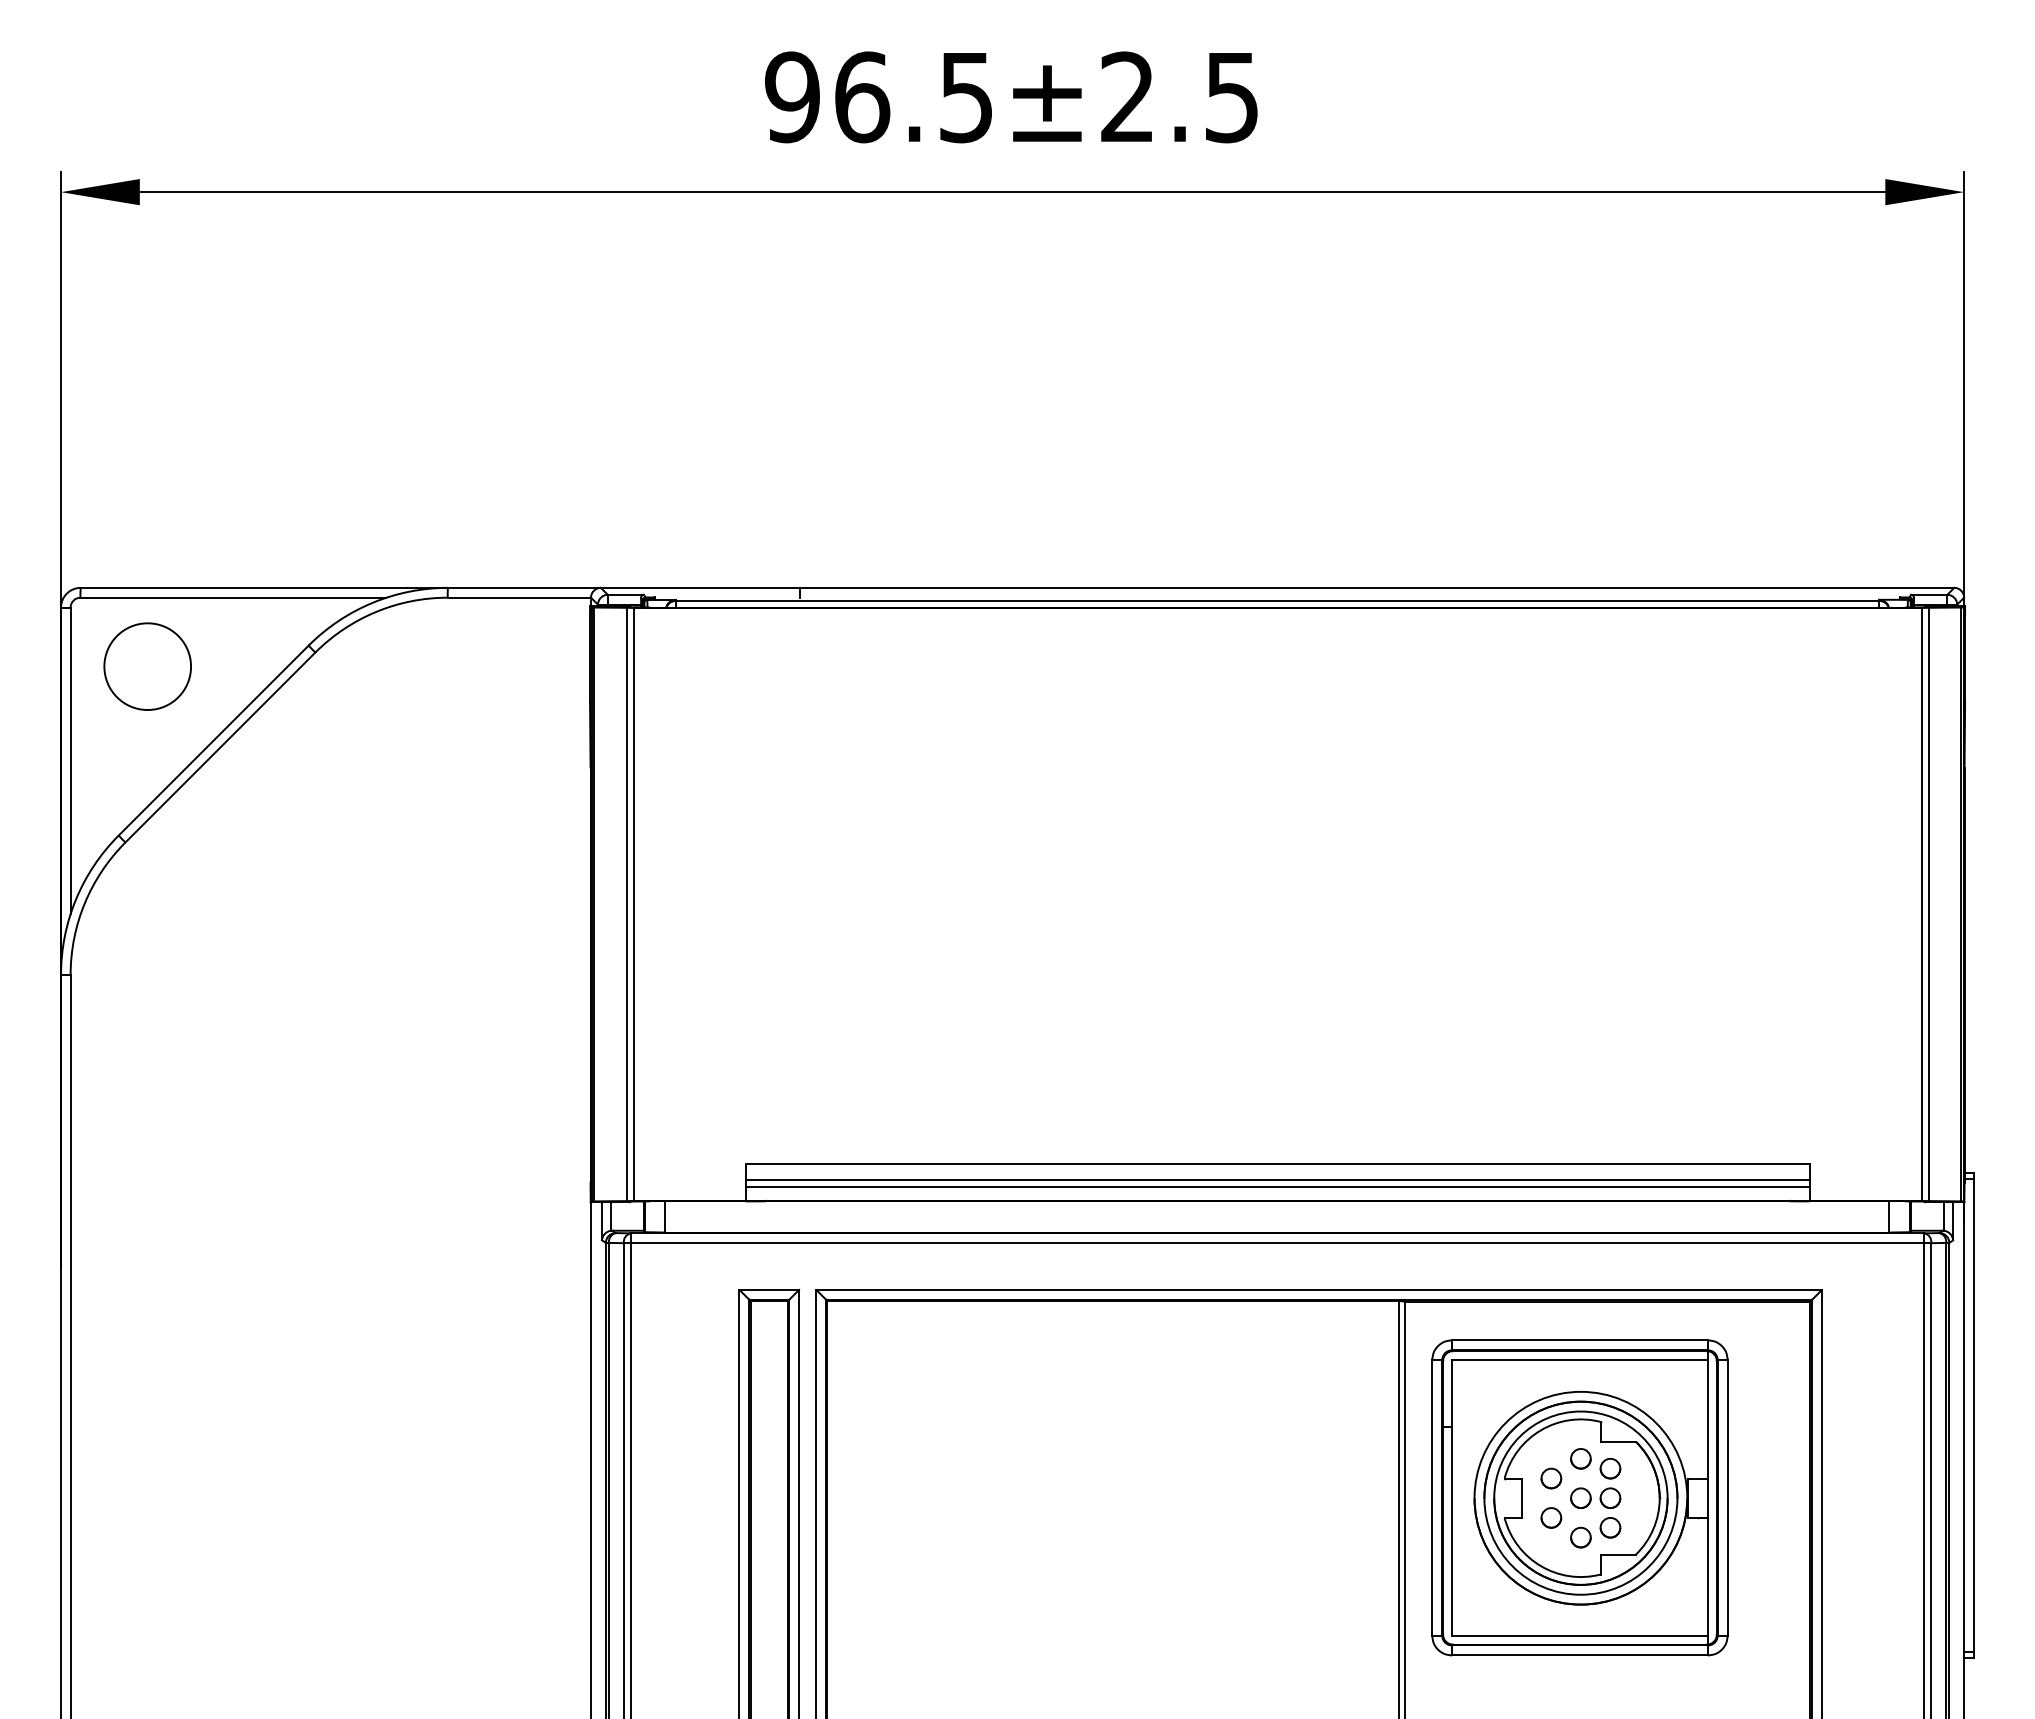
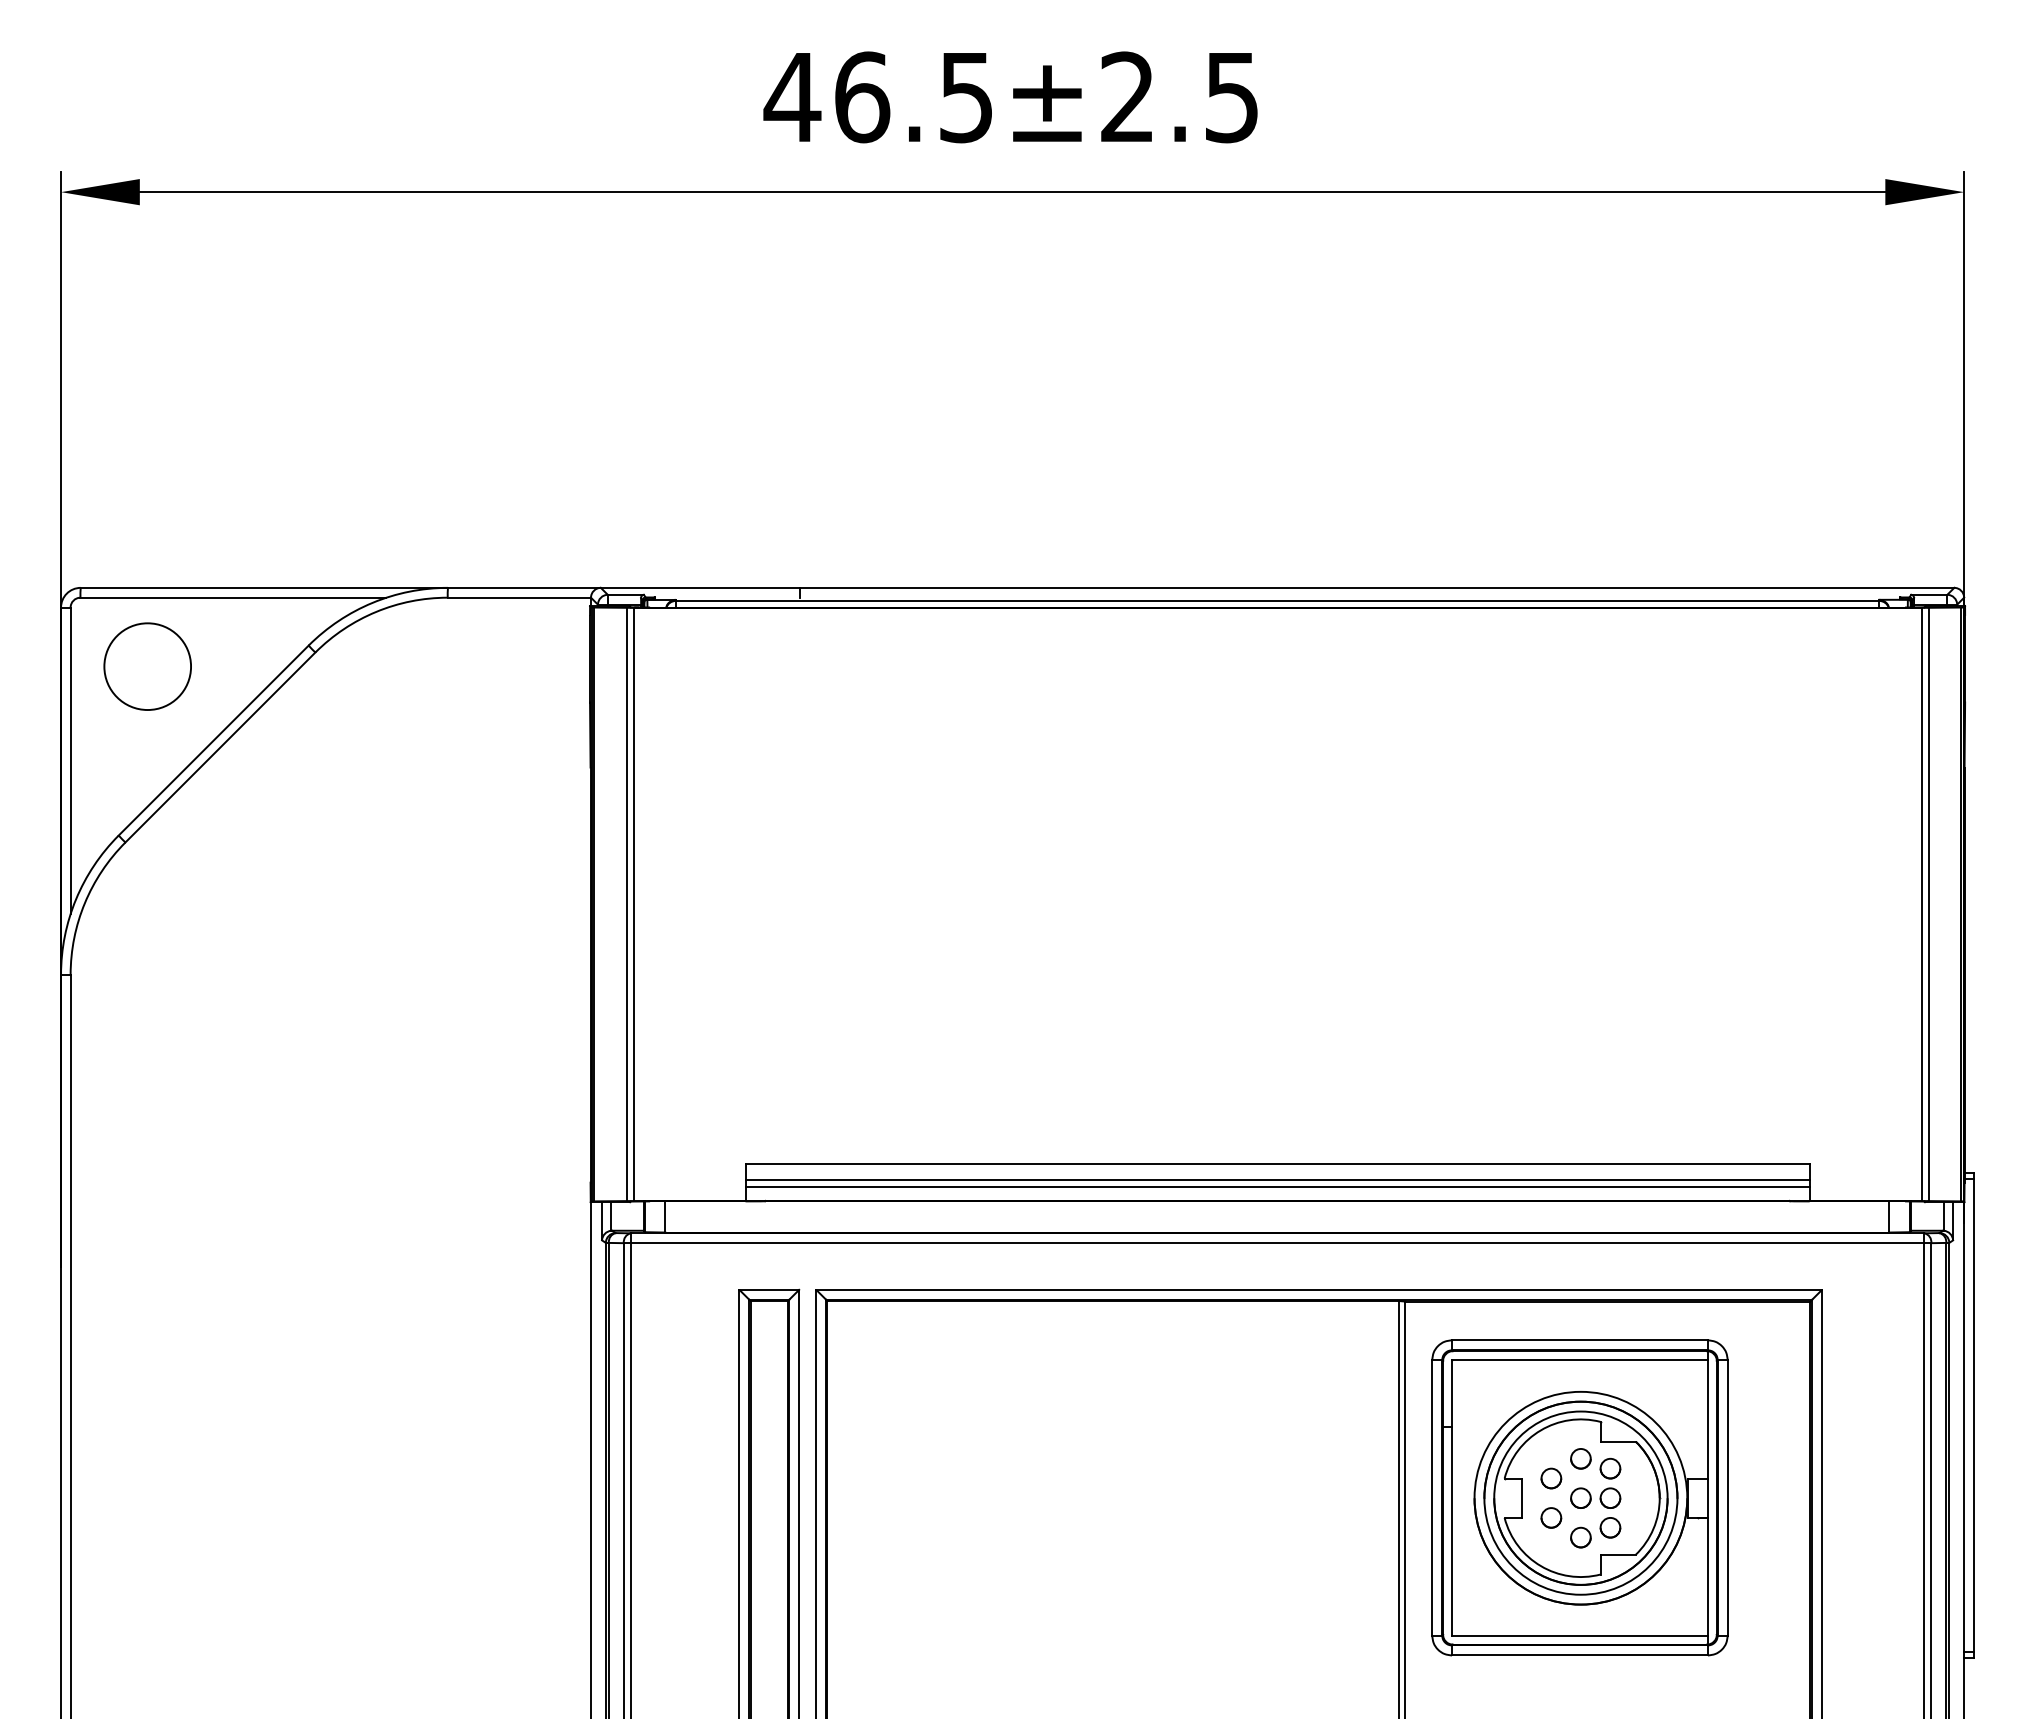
text: 96.5±2.5 -> 46.5±2.5 (792, 97)
